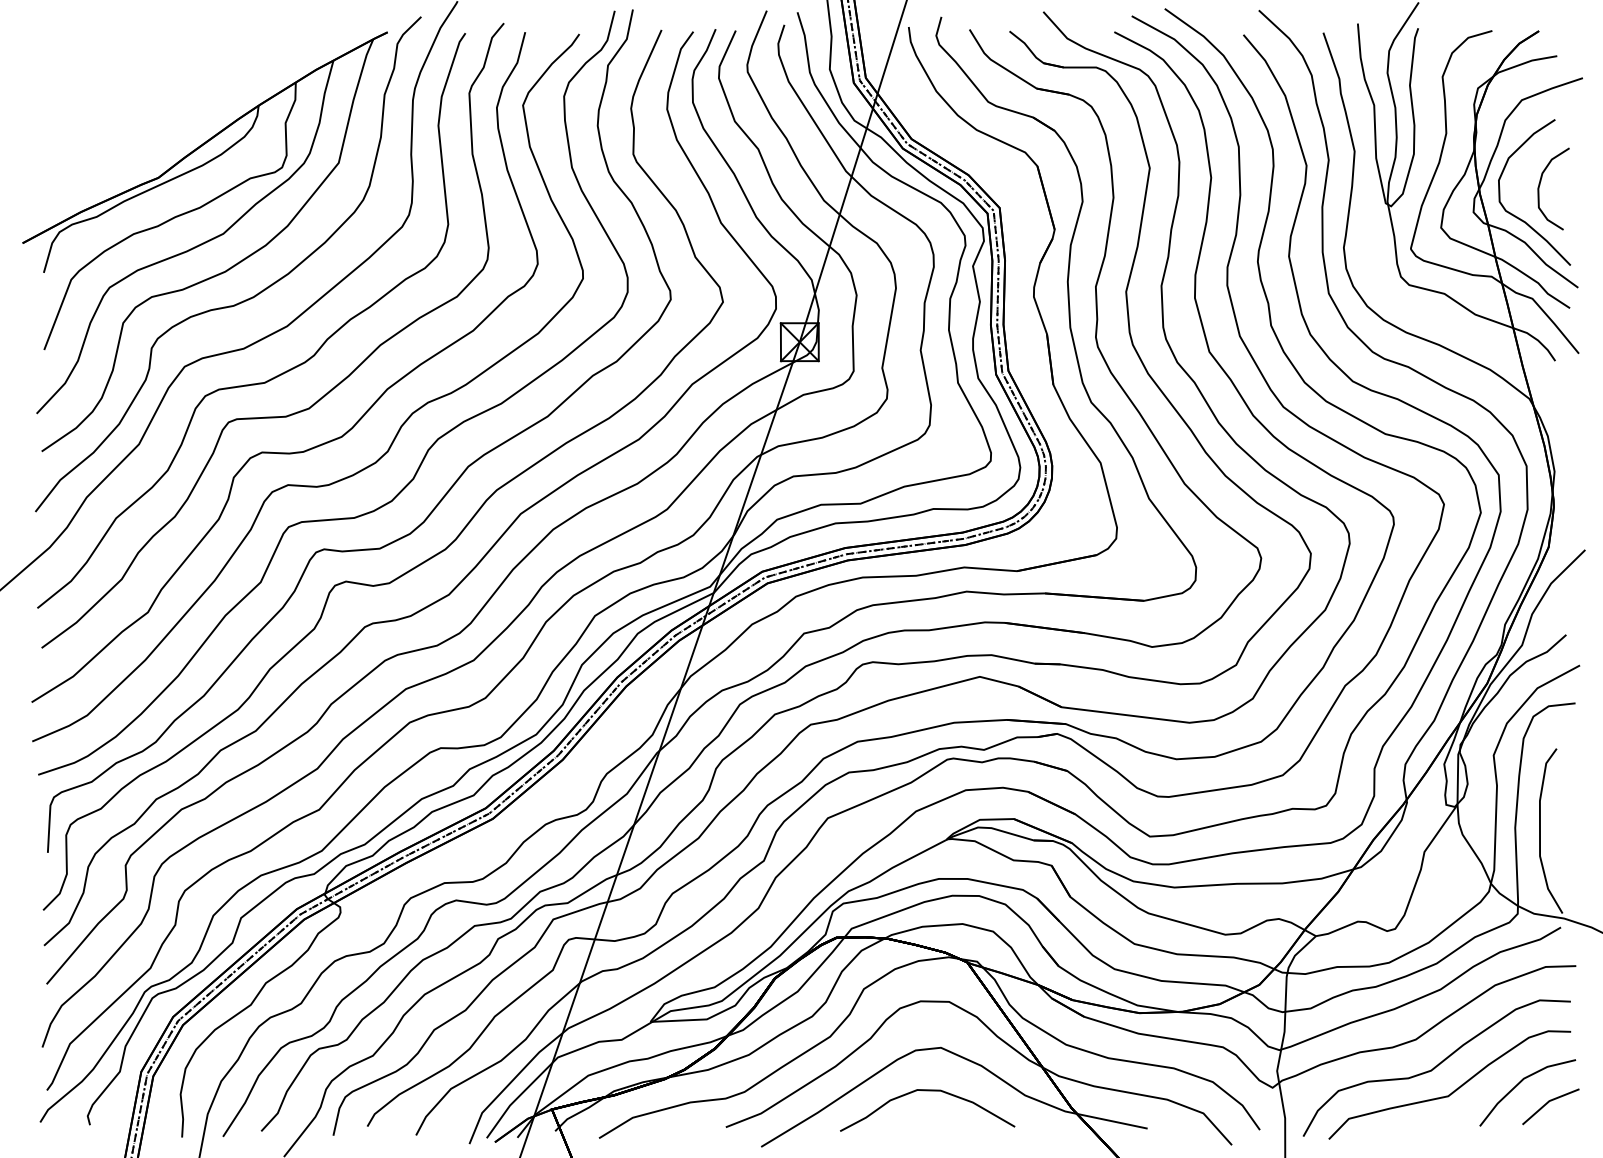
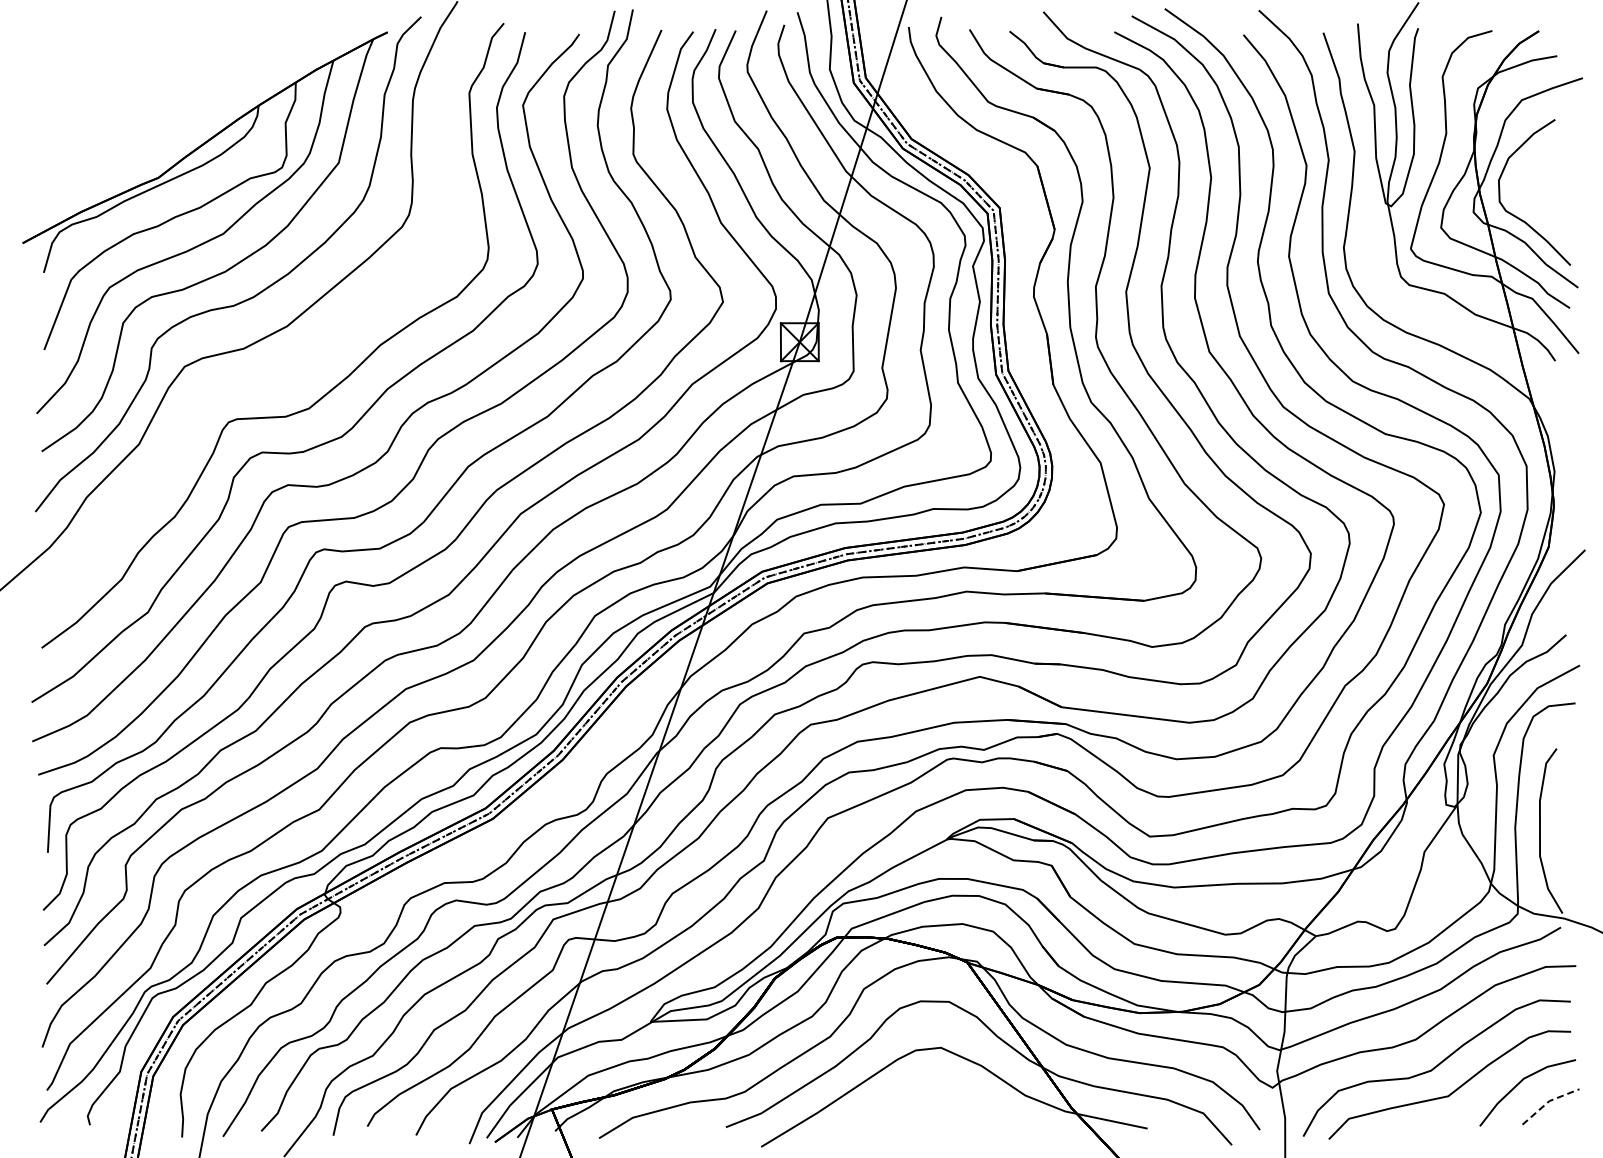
curve: present -> none (1540, 185)
curve: present -> none (278, 374)
curve: present -> none (927, 1091)
line: solid -> dashed (1548, 1101)
